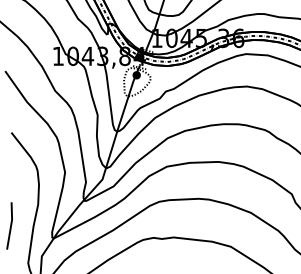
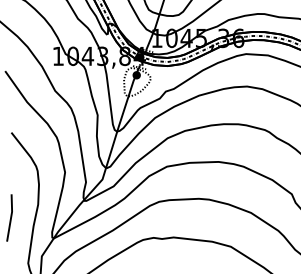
line position: (10, 225) -> (10, 217) (10, 217)
